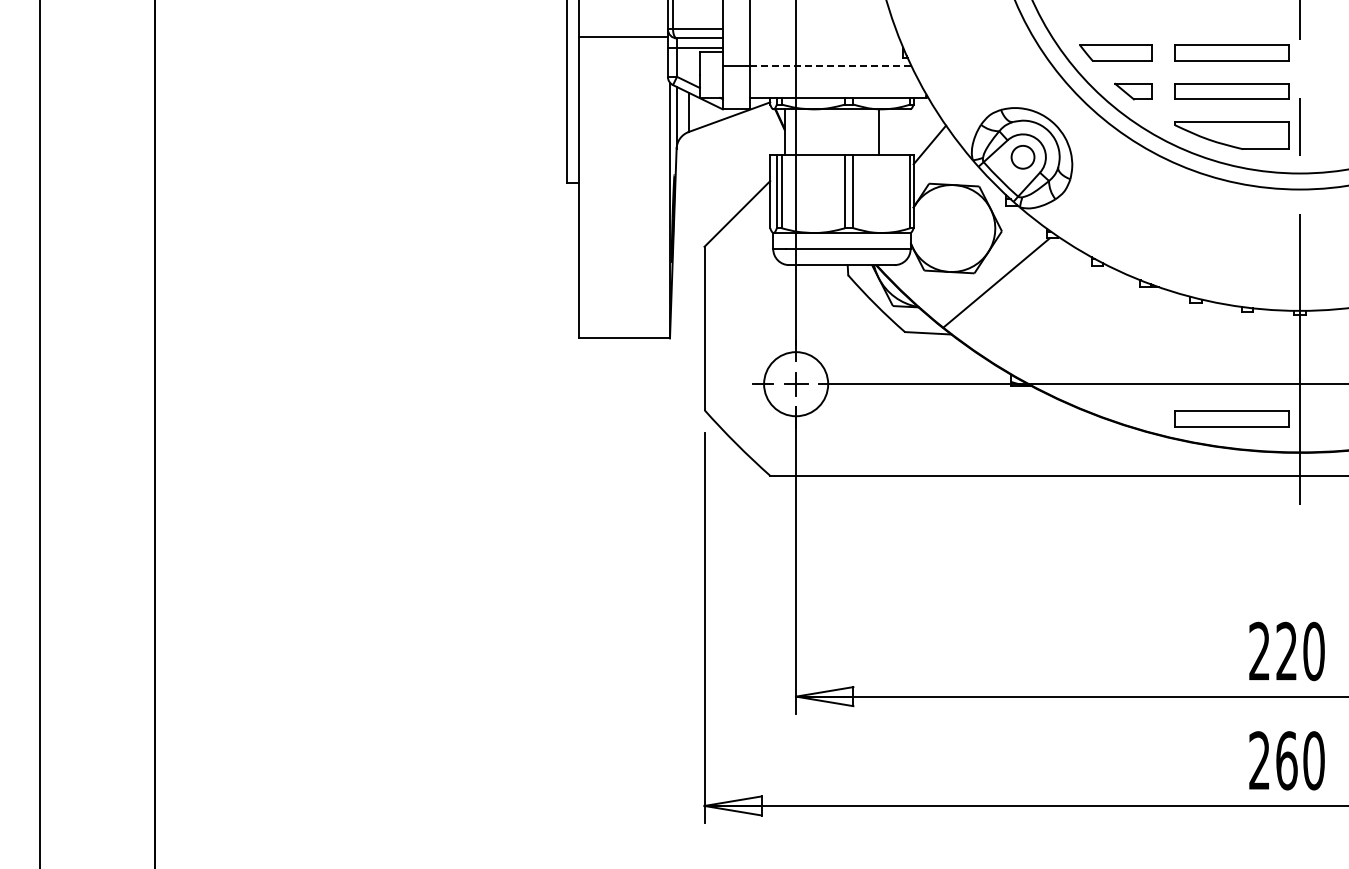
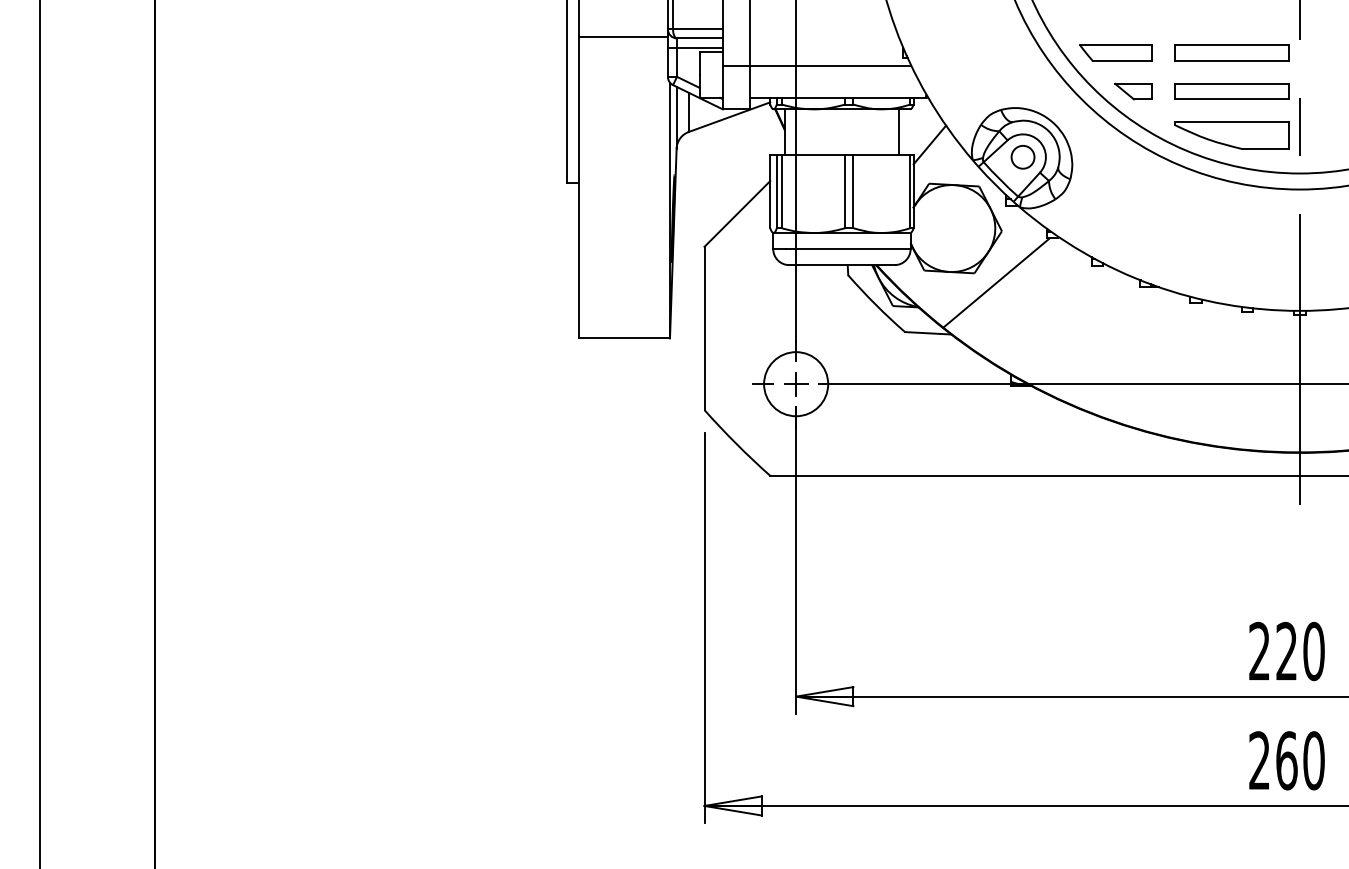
line: dashed -> solid (830, 65)
line position: (879, 132) -> (899, 132) (899, 132)
part: present -> none (1231, 418)
